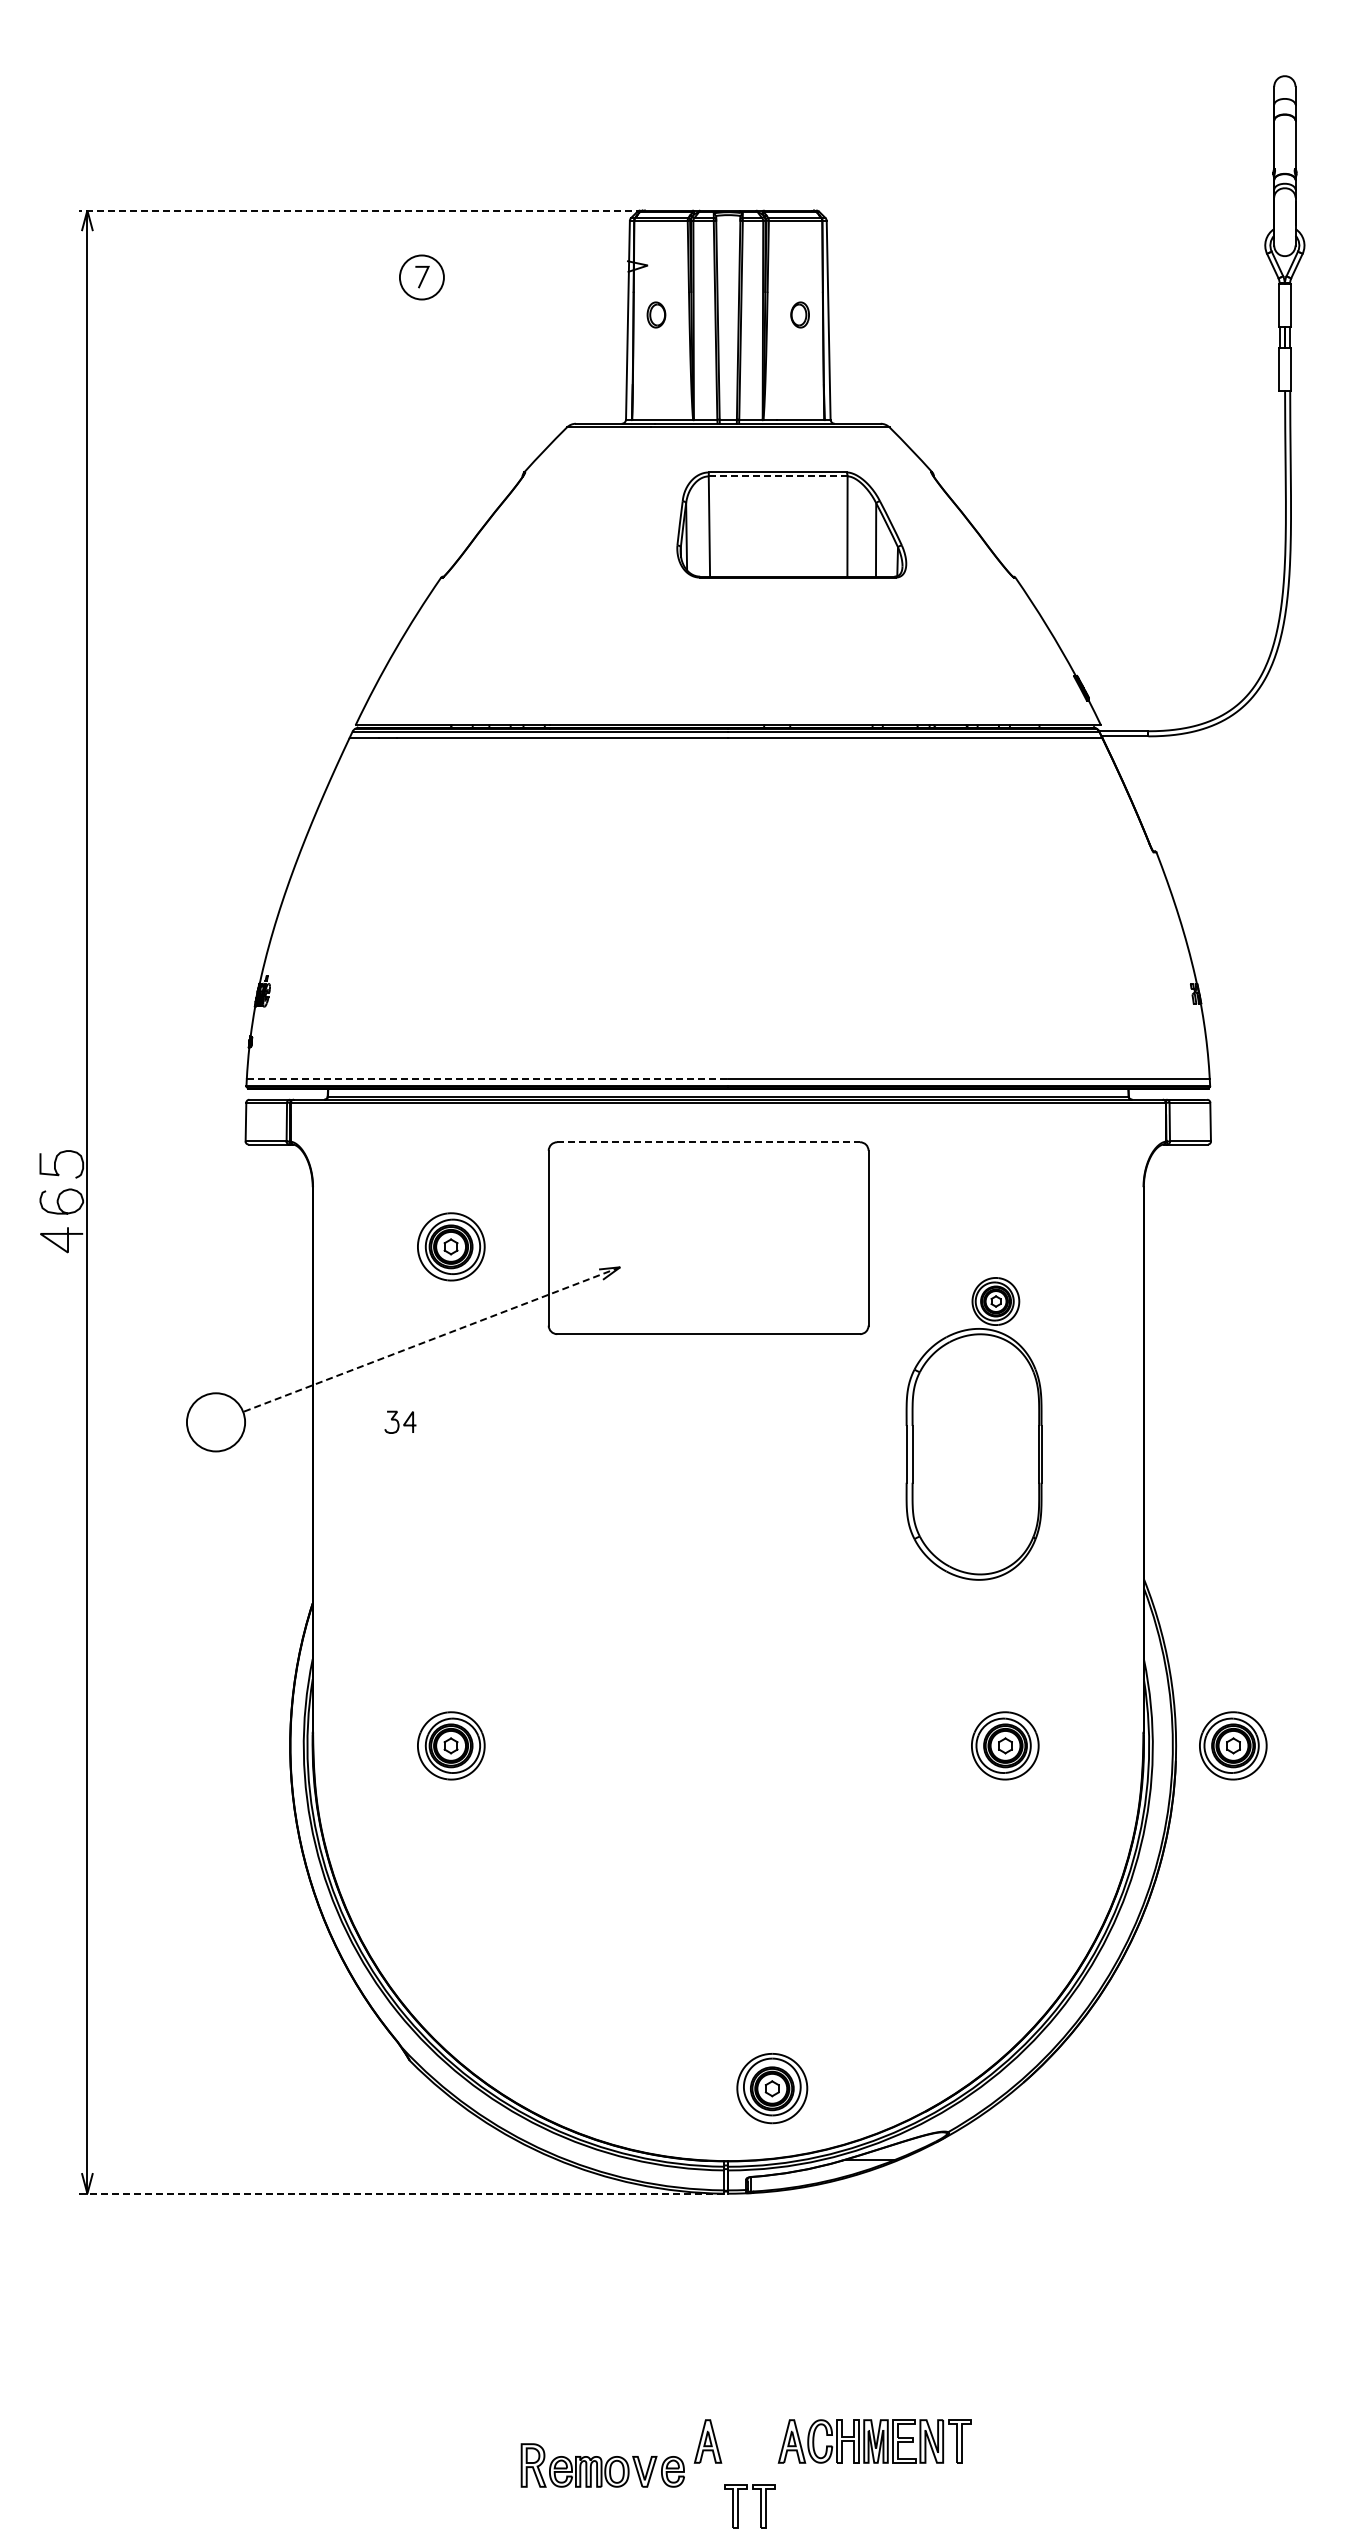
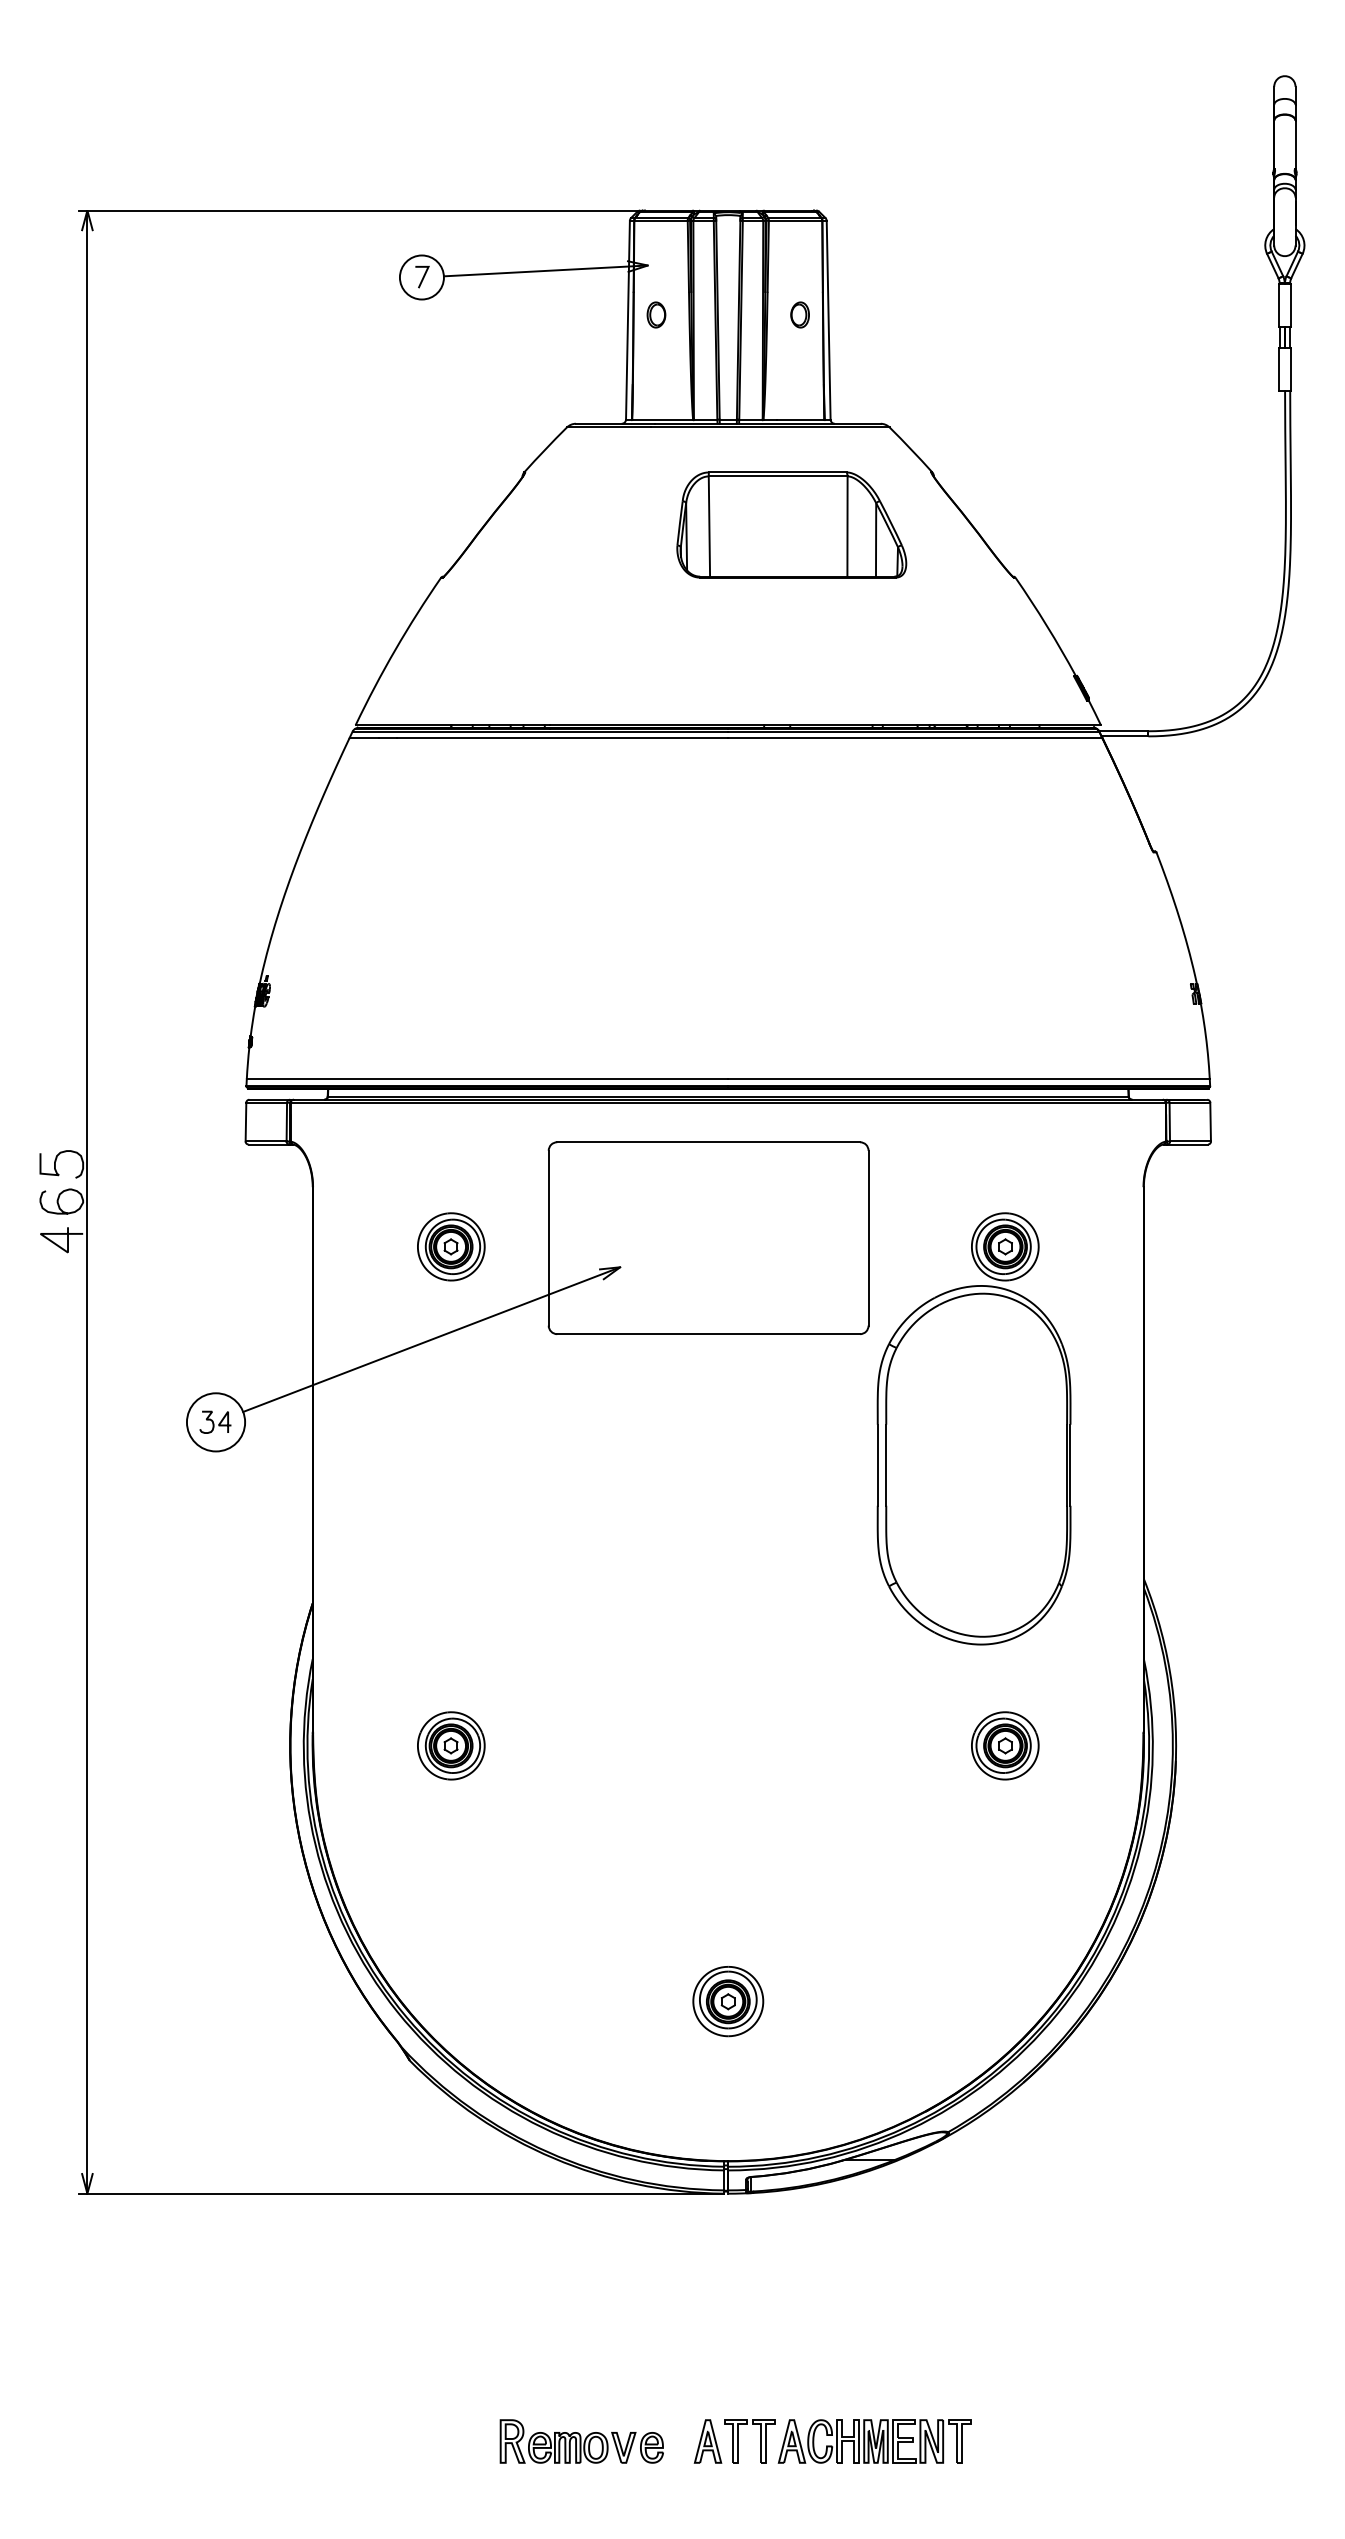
line: dashed -> solid (360, 210)
line: none -> present (545, 270)
line: dashed -> solid (778, 476)
line: dashed -> solid (487, 1079)
line: dashed -> solid (709, 1142)
line: dashed -> solid (431, 1339)
part position: (400, 1421) -> (215, 1421) (215, 1421)
part size: 138x304 px -> 196x434 px (973, 1428)
part: present -> none (1233, 1745)
part position: (772, 2088) -> (728, 2001) (728, 2001)
line: dashed -> solid (401, 2193)
part position: (602, 2465) -> (581, 2441) (581, 2441)
part position: (738, 2506) -> (738, 2441) (738, 2441)
